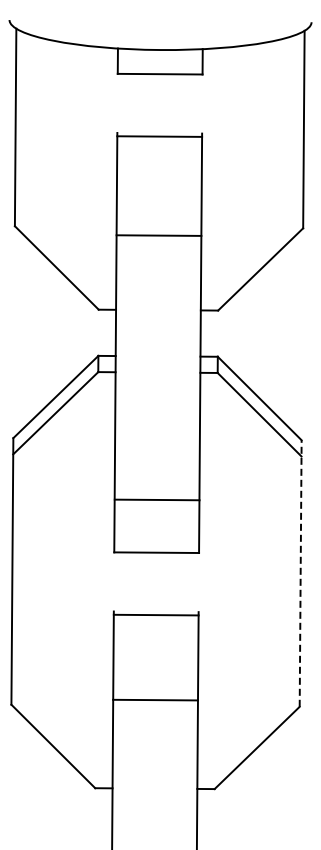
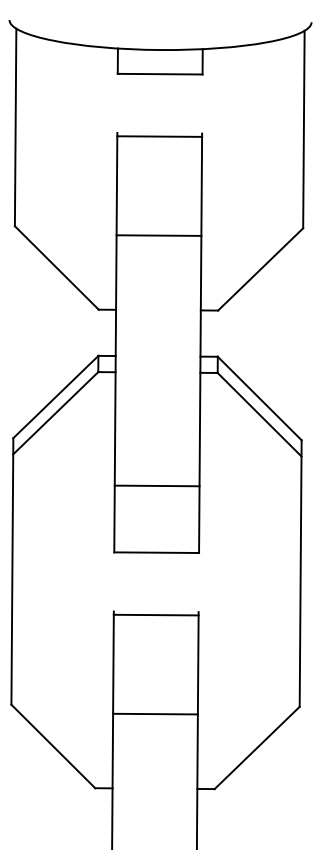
line position: (156, 499) -> (156, 485) (156, 485)
line: dashed -> solid (300, 573)
line position: (155, 699) -> (155, 713) (155, 713)
